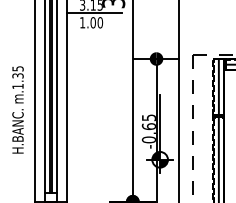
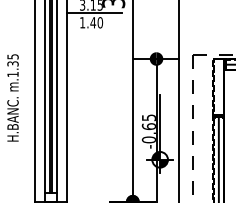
text: 1.00 -> 1.40 (93, 22)
line: present -> none (218, 87)
text position: (17, 109) -> (12, 97) (12, 97)
